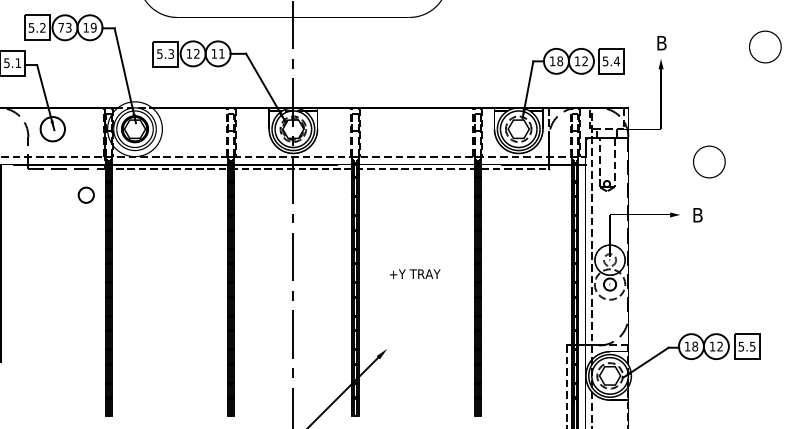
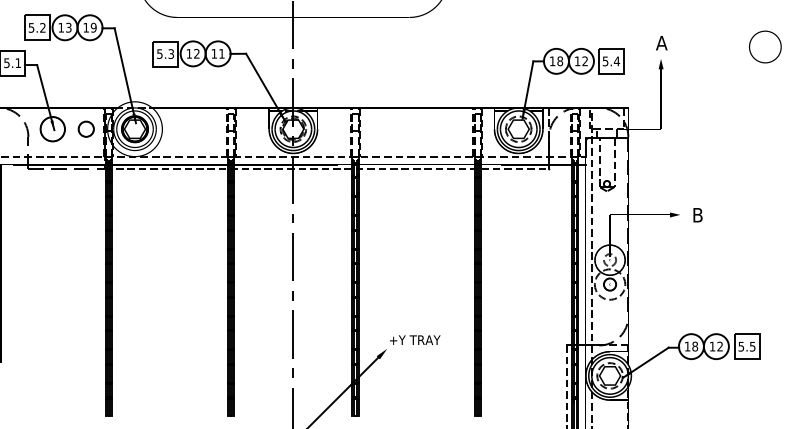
text: 73 -> 13 (60, 27)
text: B -> A (661, 43)
part: present -> none (709, 161)
circle position: (85, 194) -> (85, 128) (85, 128)
text position: (415, 273) -> (415, 339) (415, 339)
